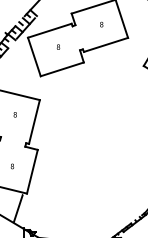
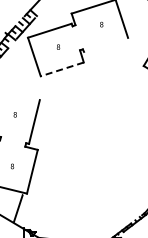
line: present -> none (106, 44)
line: solid -> dashed (62, 69)
line: present -> none (20, 95)
